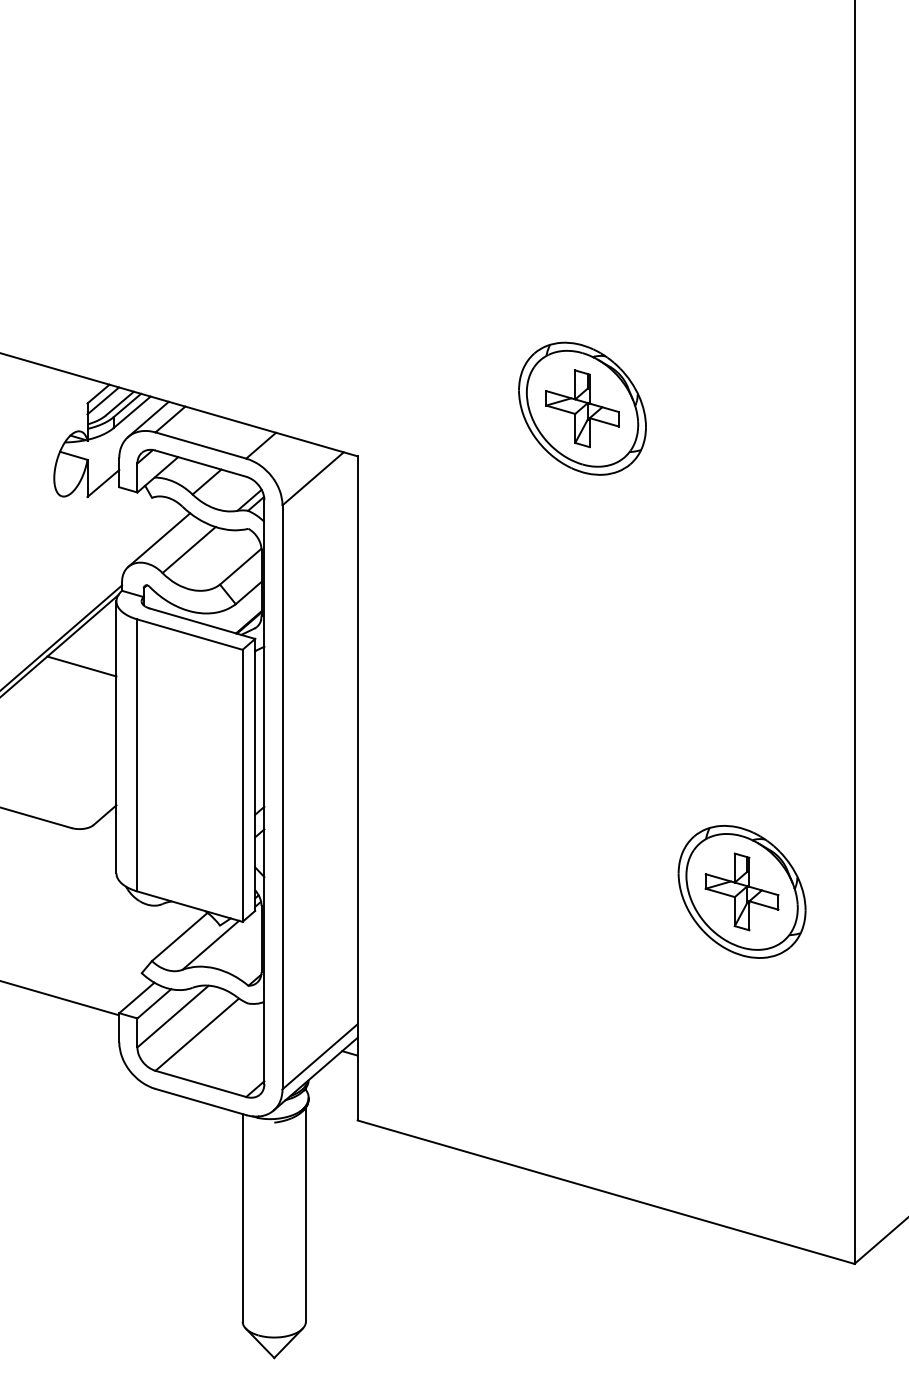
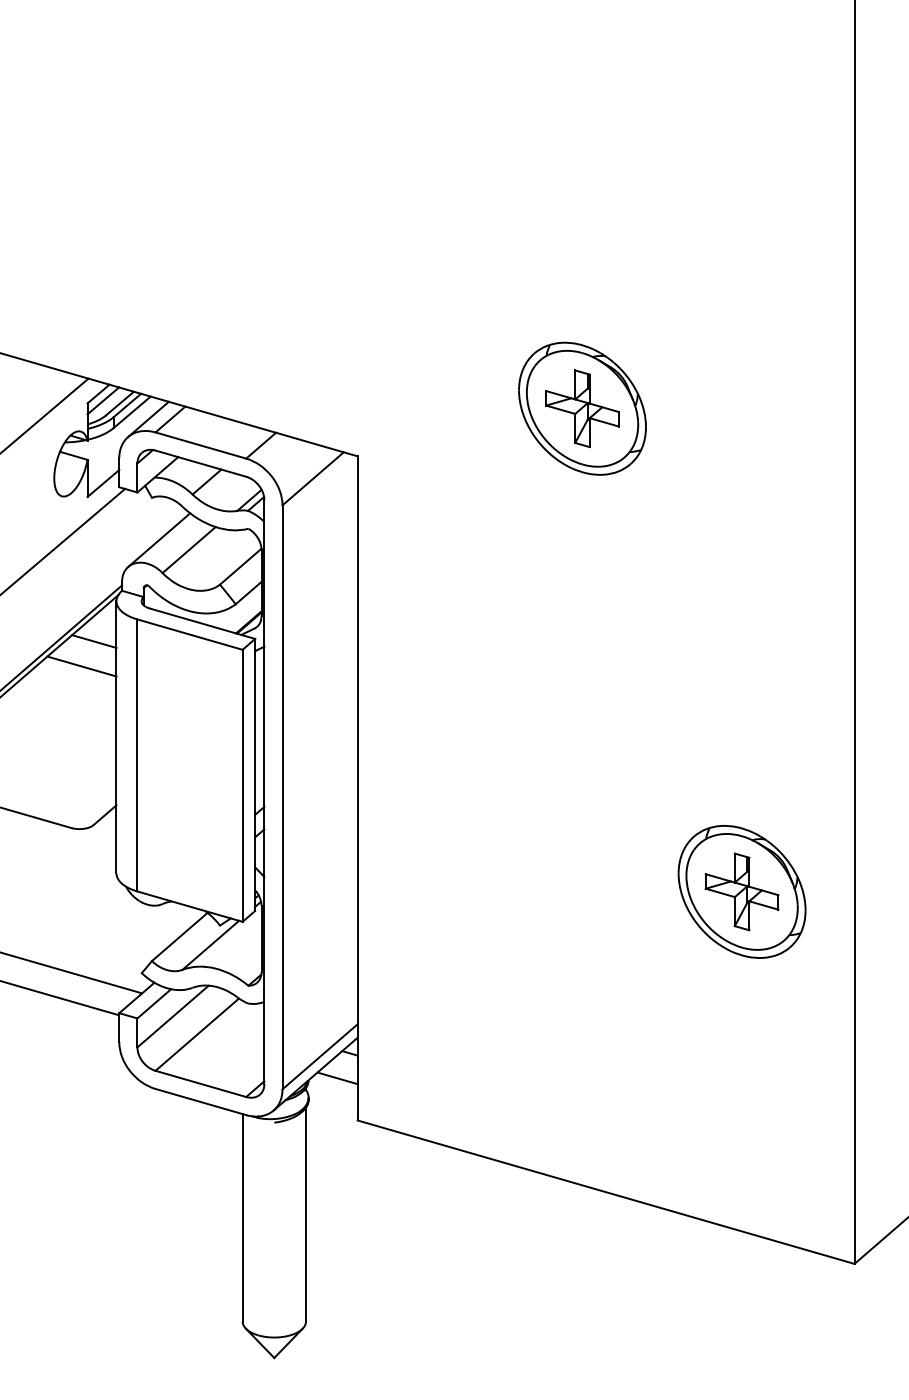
line: none -> present (45, 415)
line: none -> present (63, 540)
line: none -> present (94, 641)
line: none -> present (72, 973)
line: none -> present (337, 1078)
